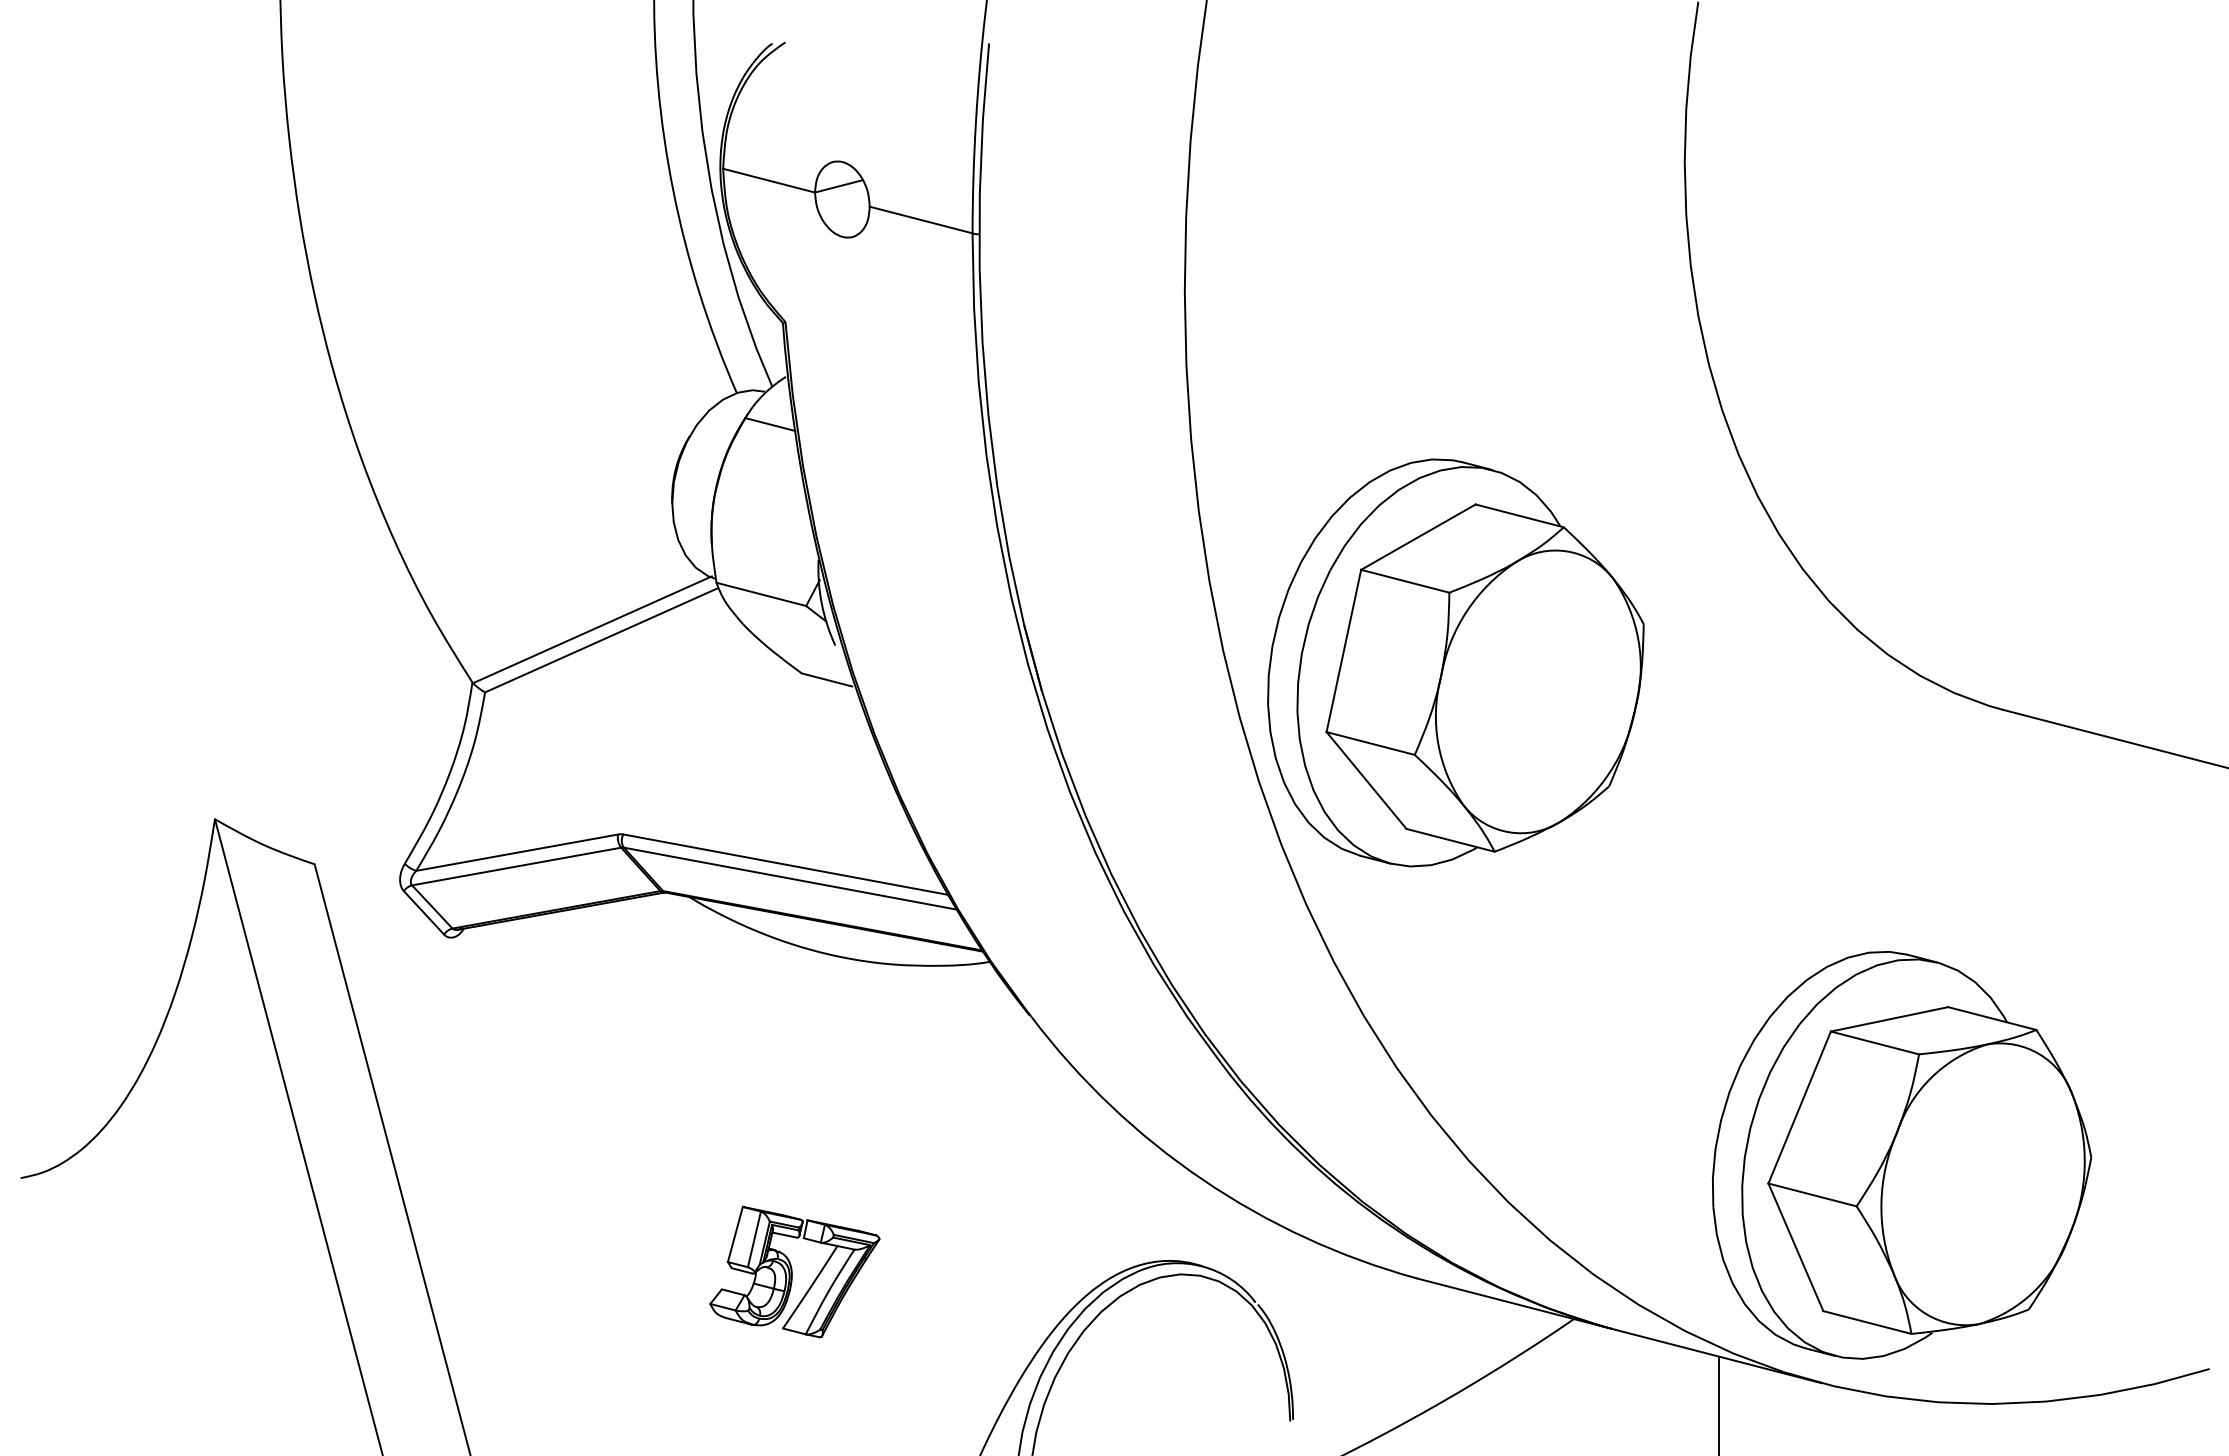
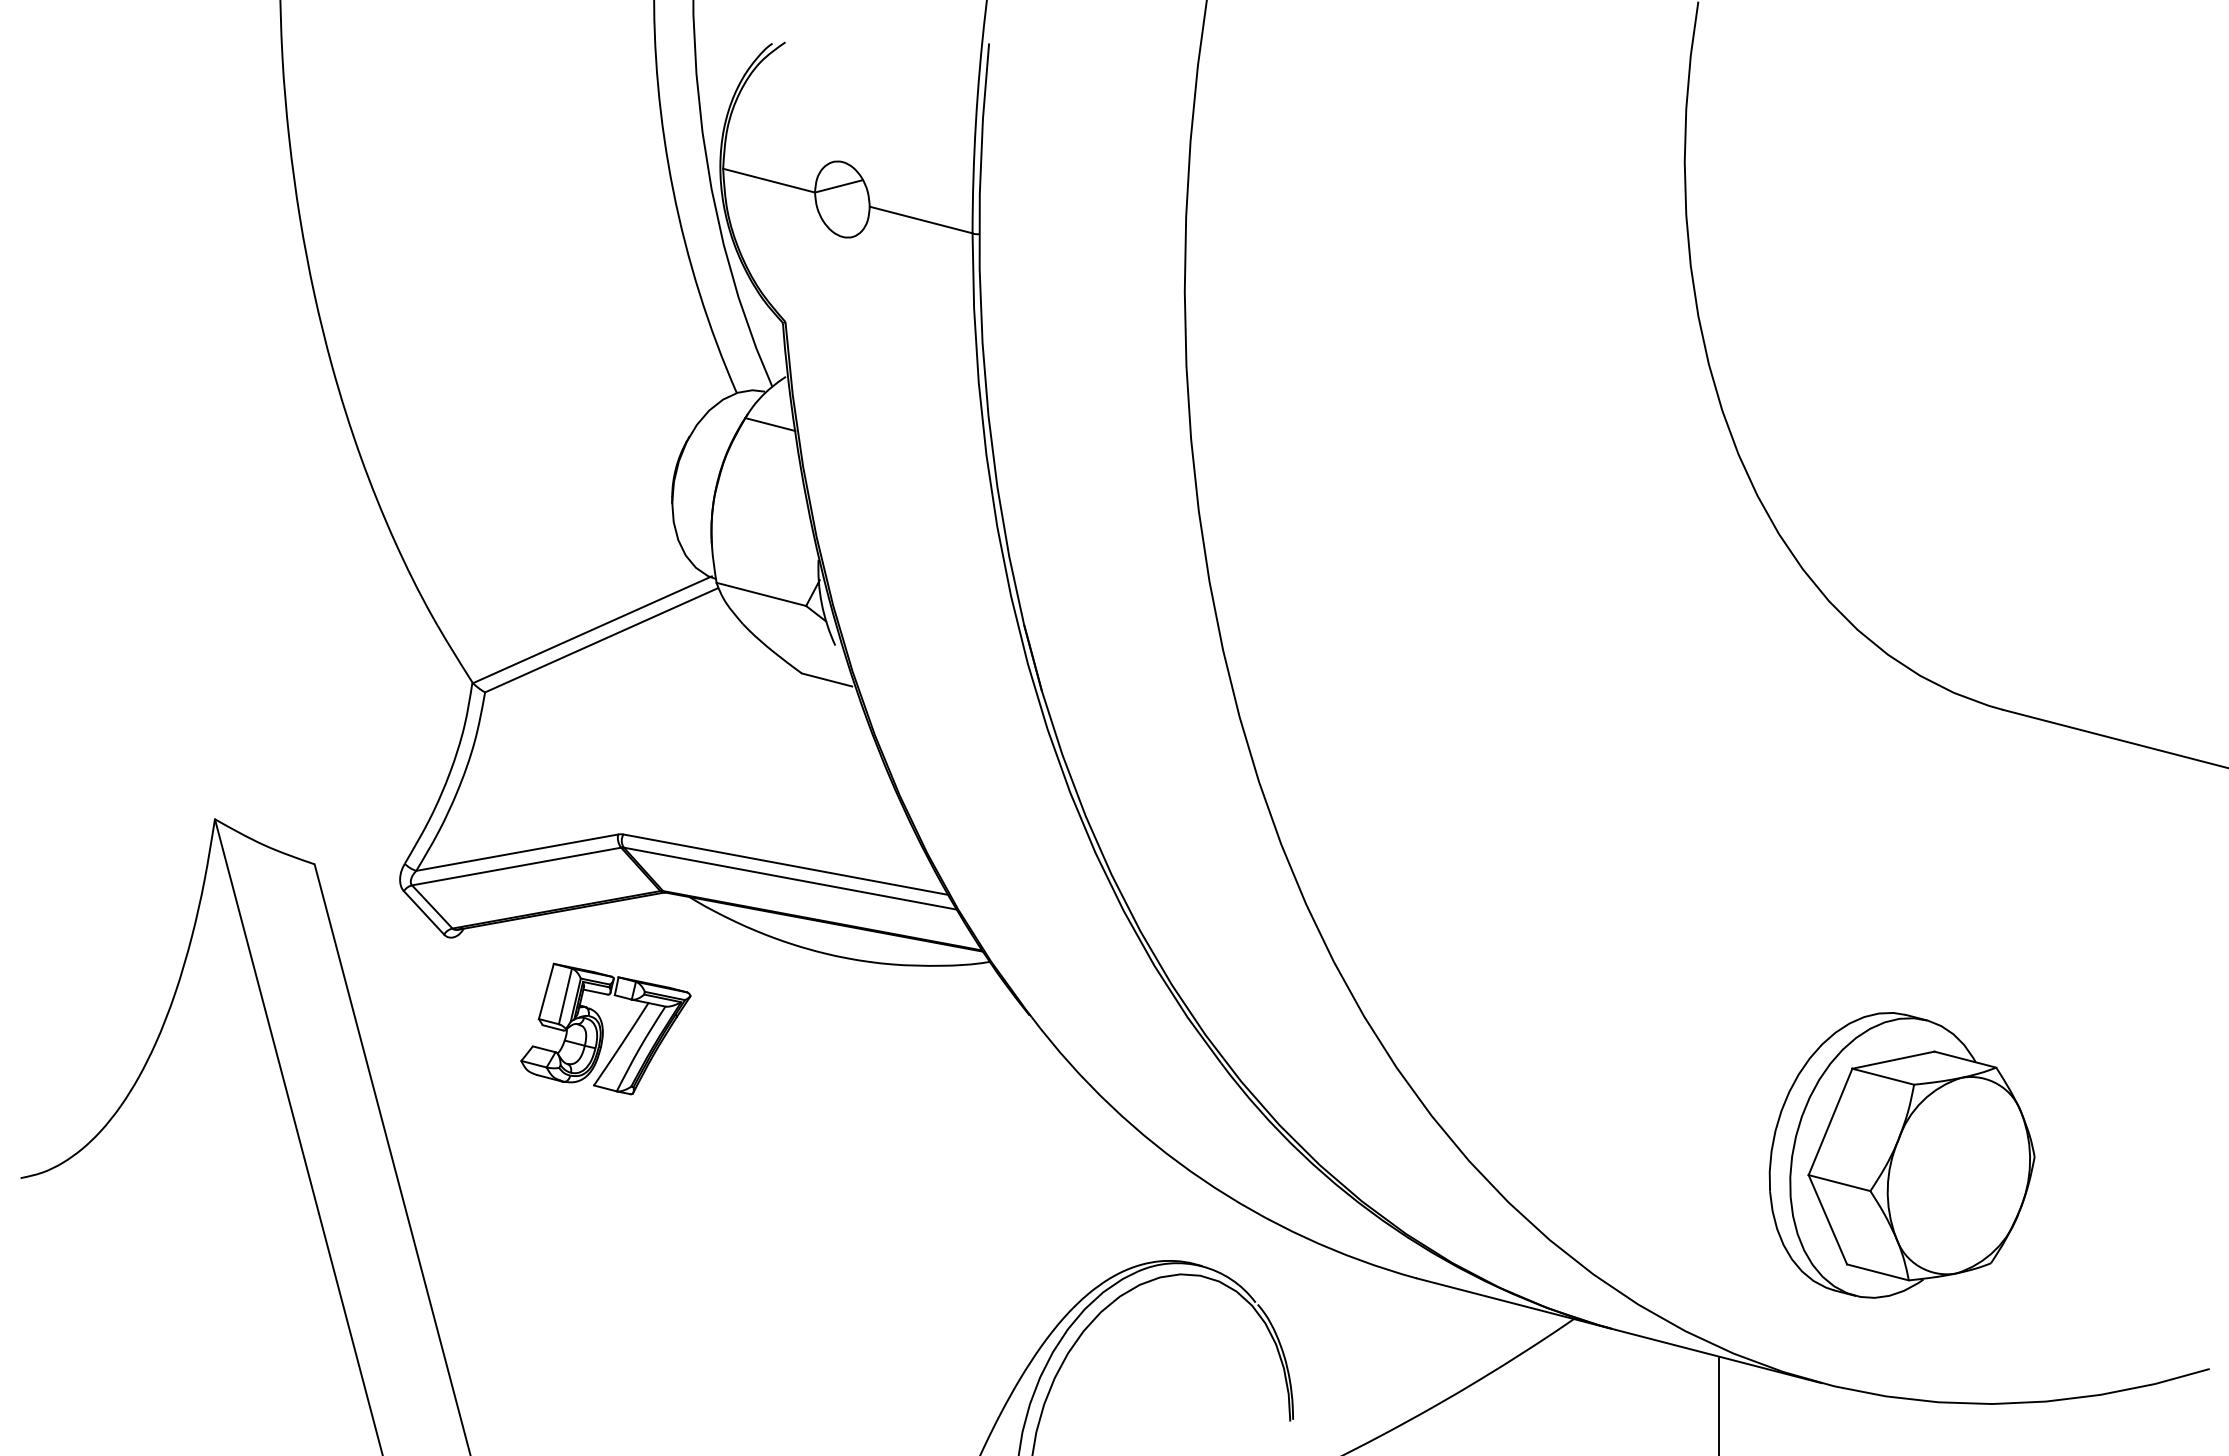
part: present -> none (1455, 662)
part size: 381x409 px -> 268x287 px (1901, 1155)
part position: (794, 1271) -> (605, 1028) (605, 1028)
